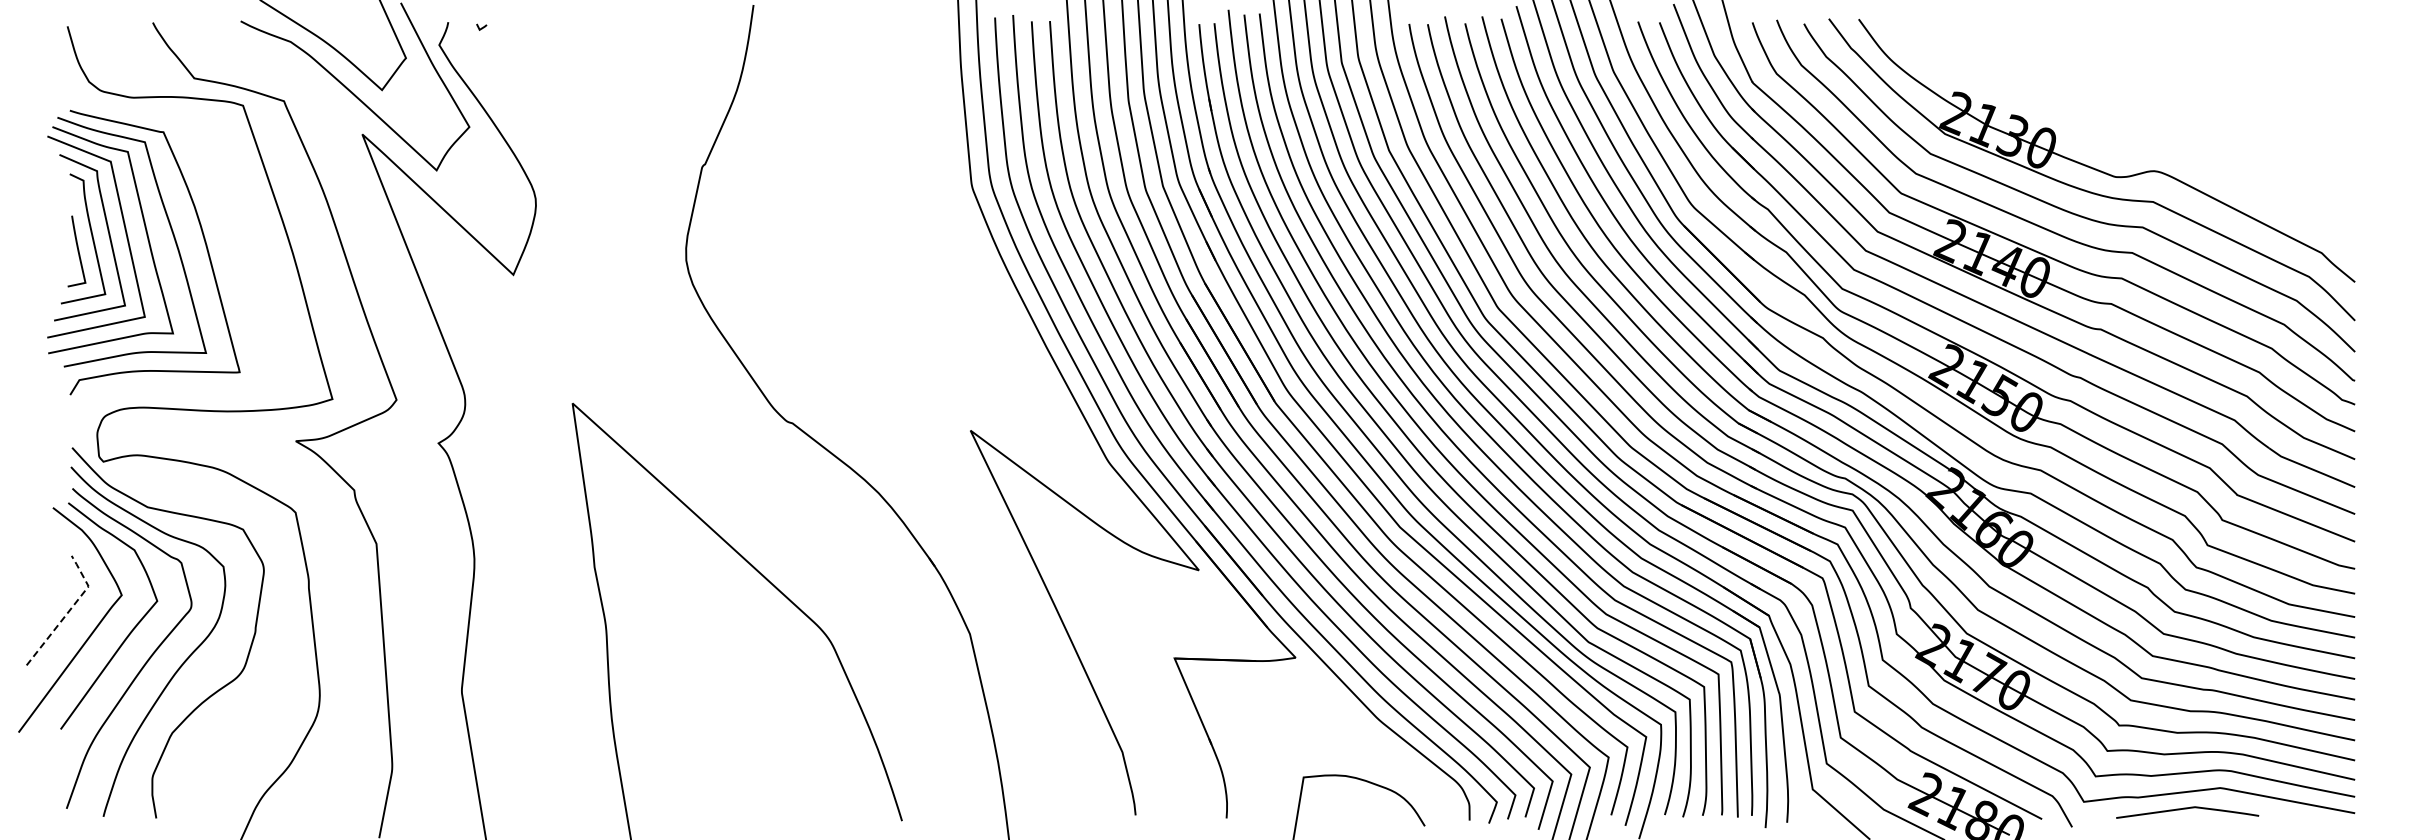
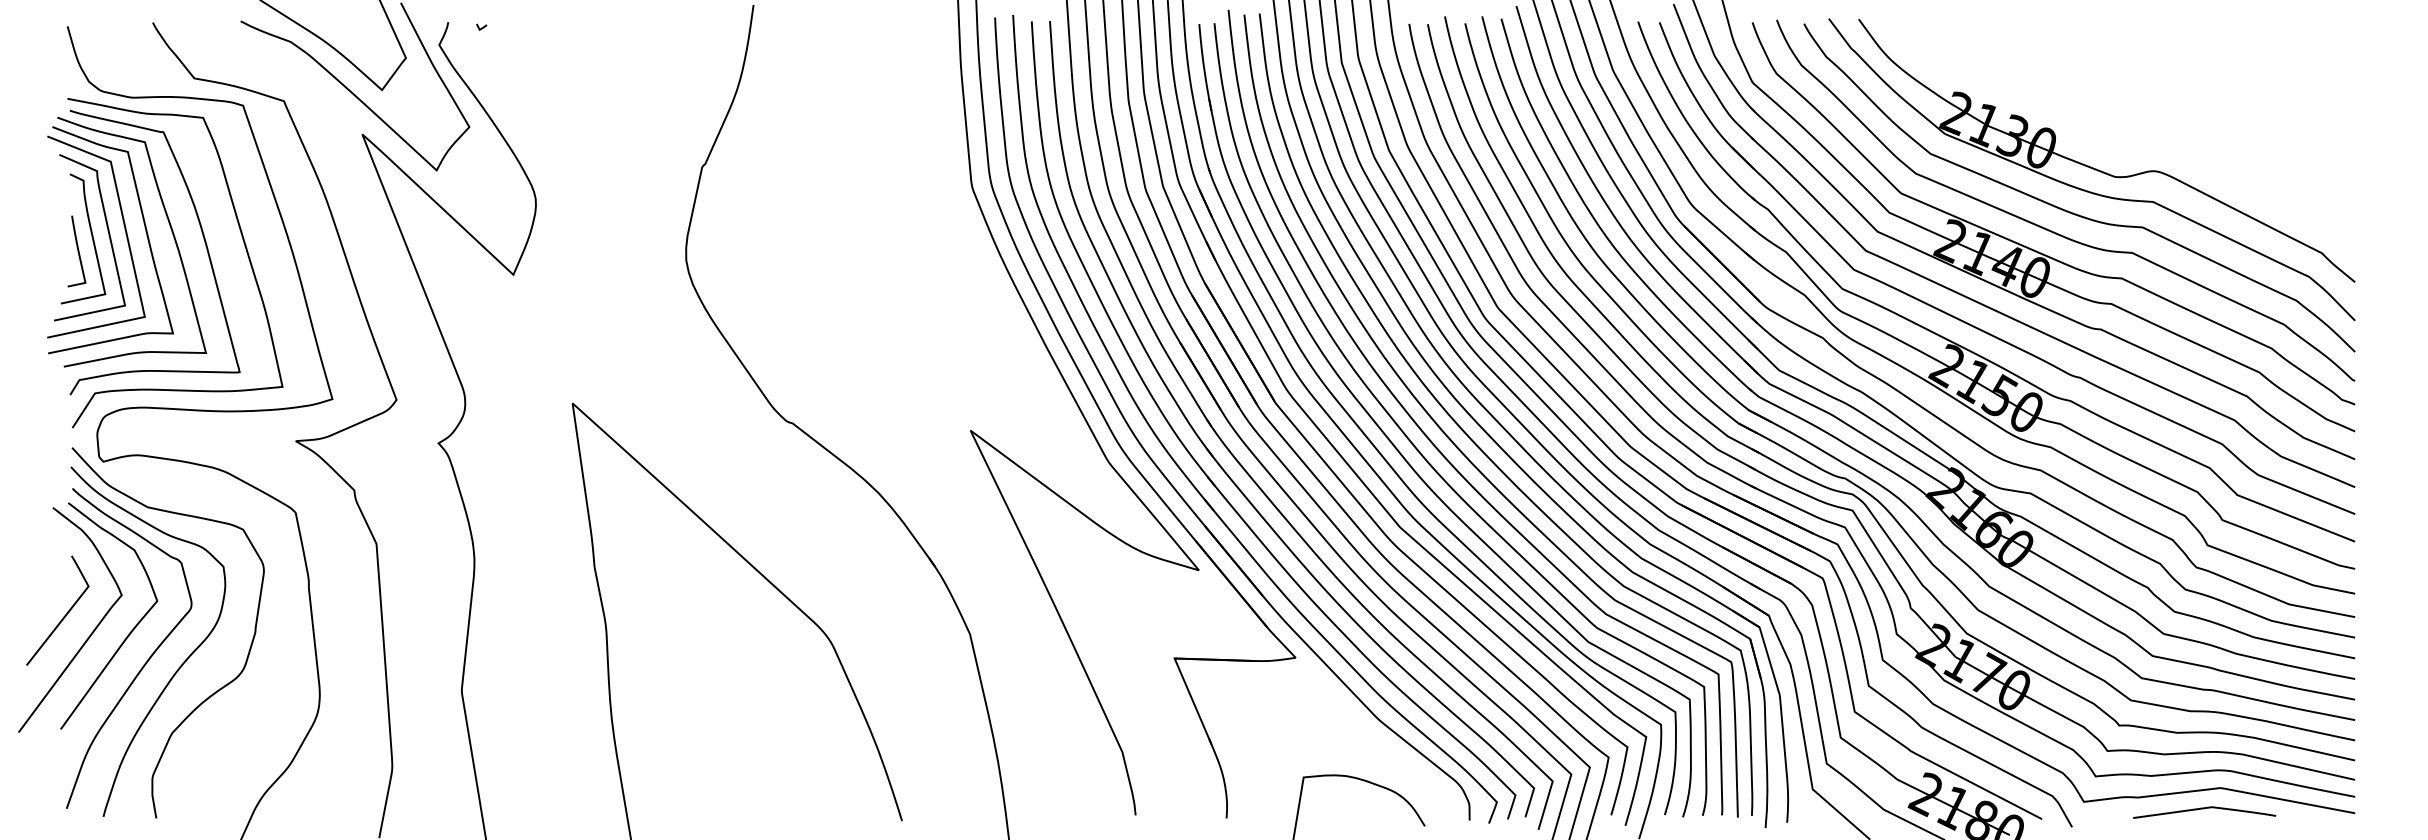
curve: none -> present (243, 243)
line: dashed -> solid (69, 610)
curve position: (2187, 809) -> (2204, 809) (2204, 809)
